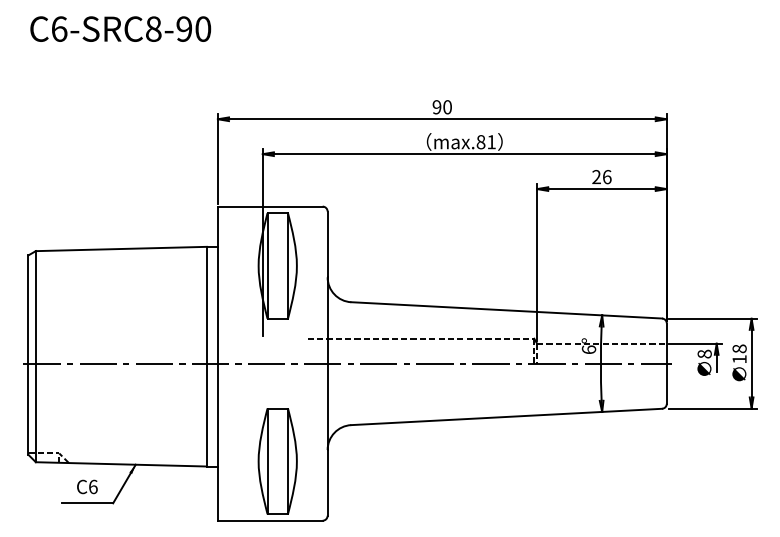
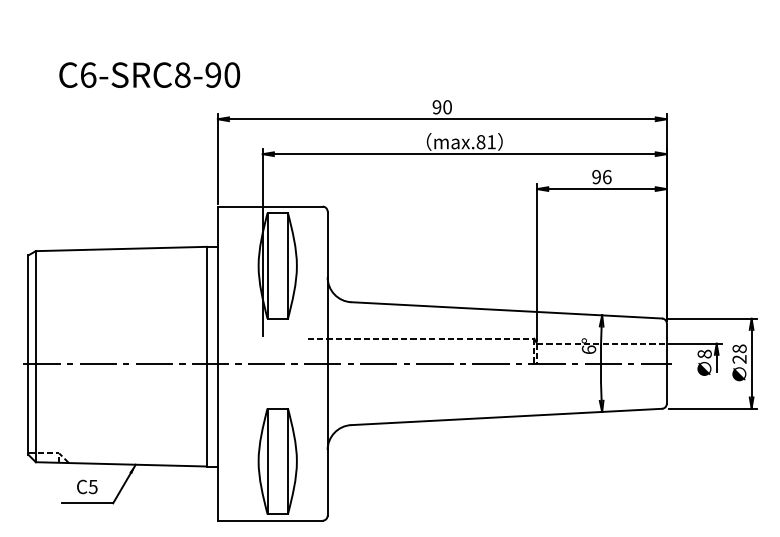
text position: (120, 28) -> (149, 74) (149, 74)
text: 26 -> 96 (596, 177)
text: 18 -> 28 (739, 359)
text: C6 -> C5 (92, 486)
